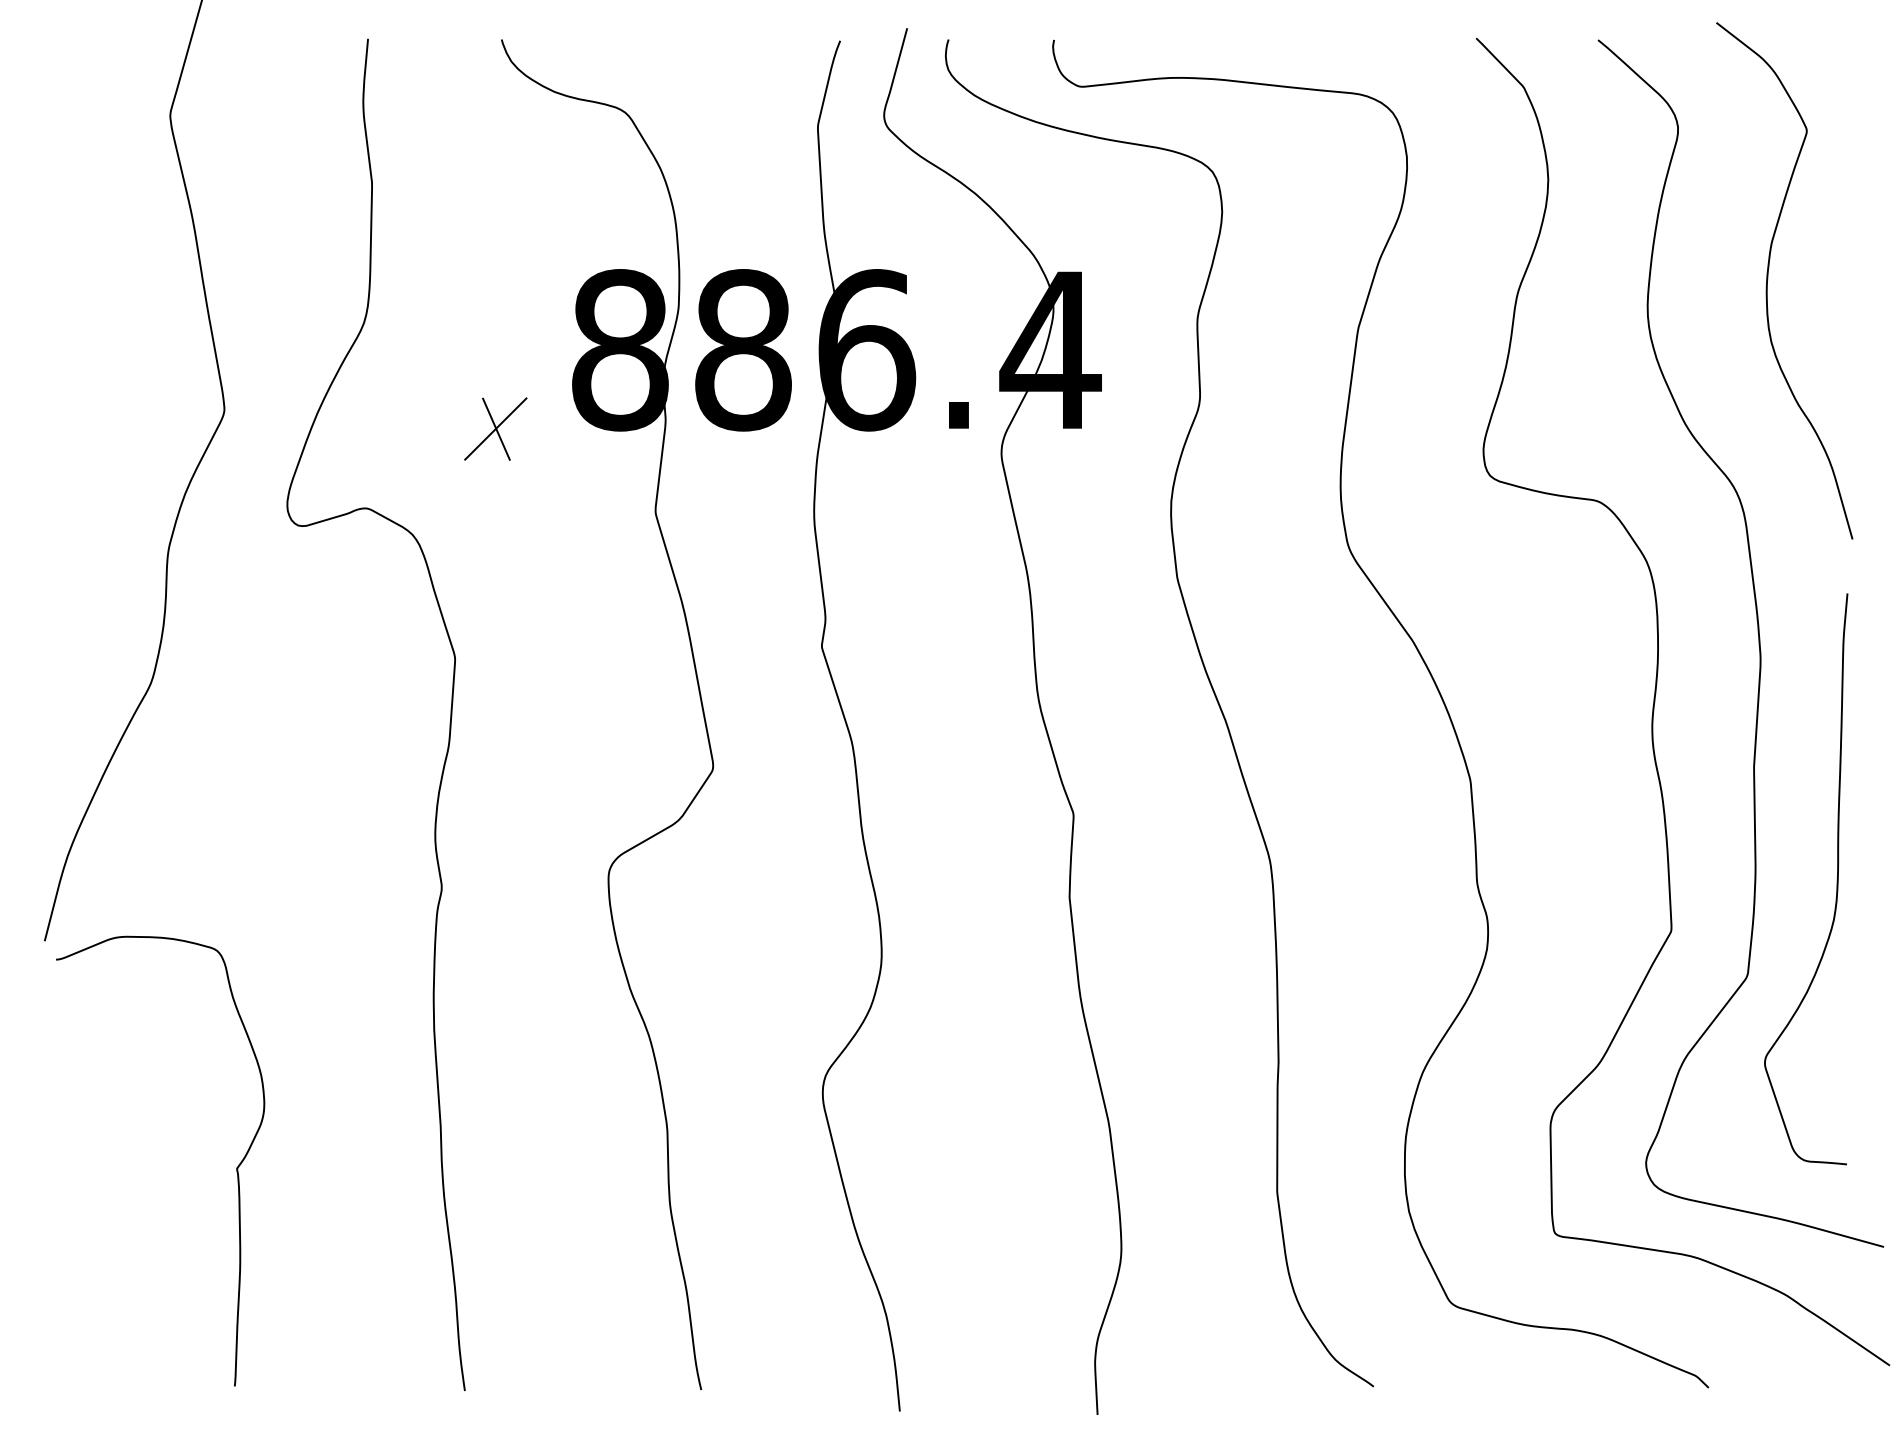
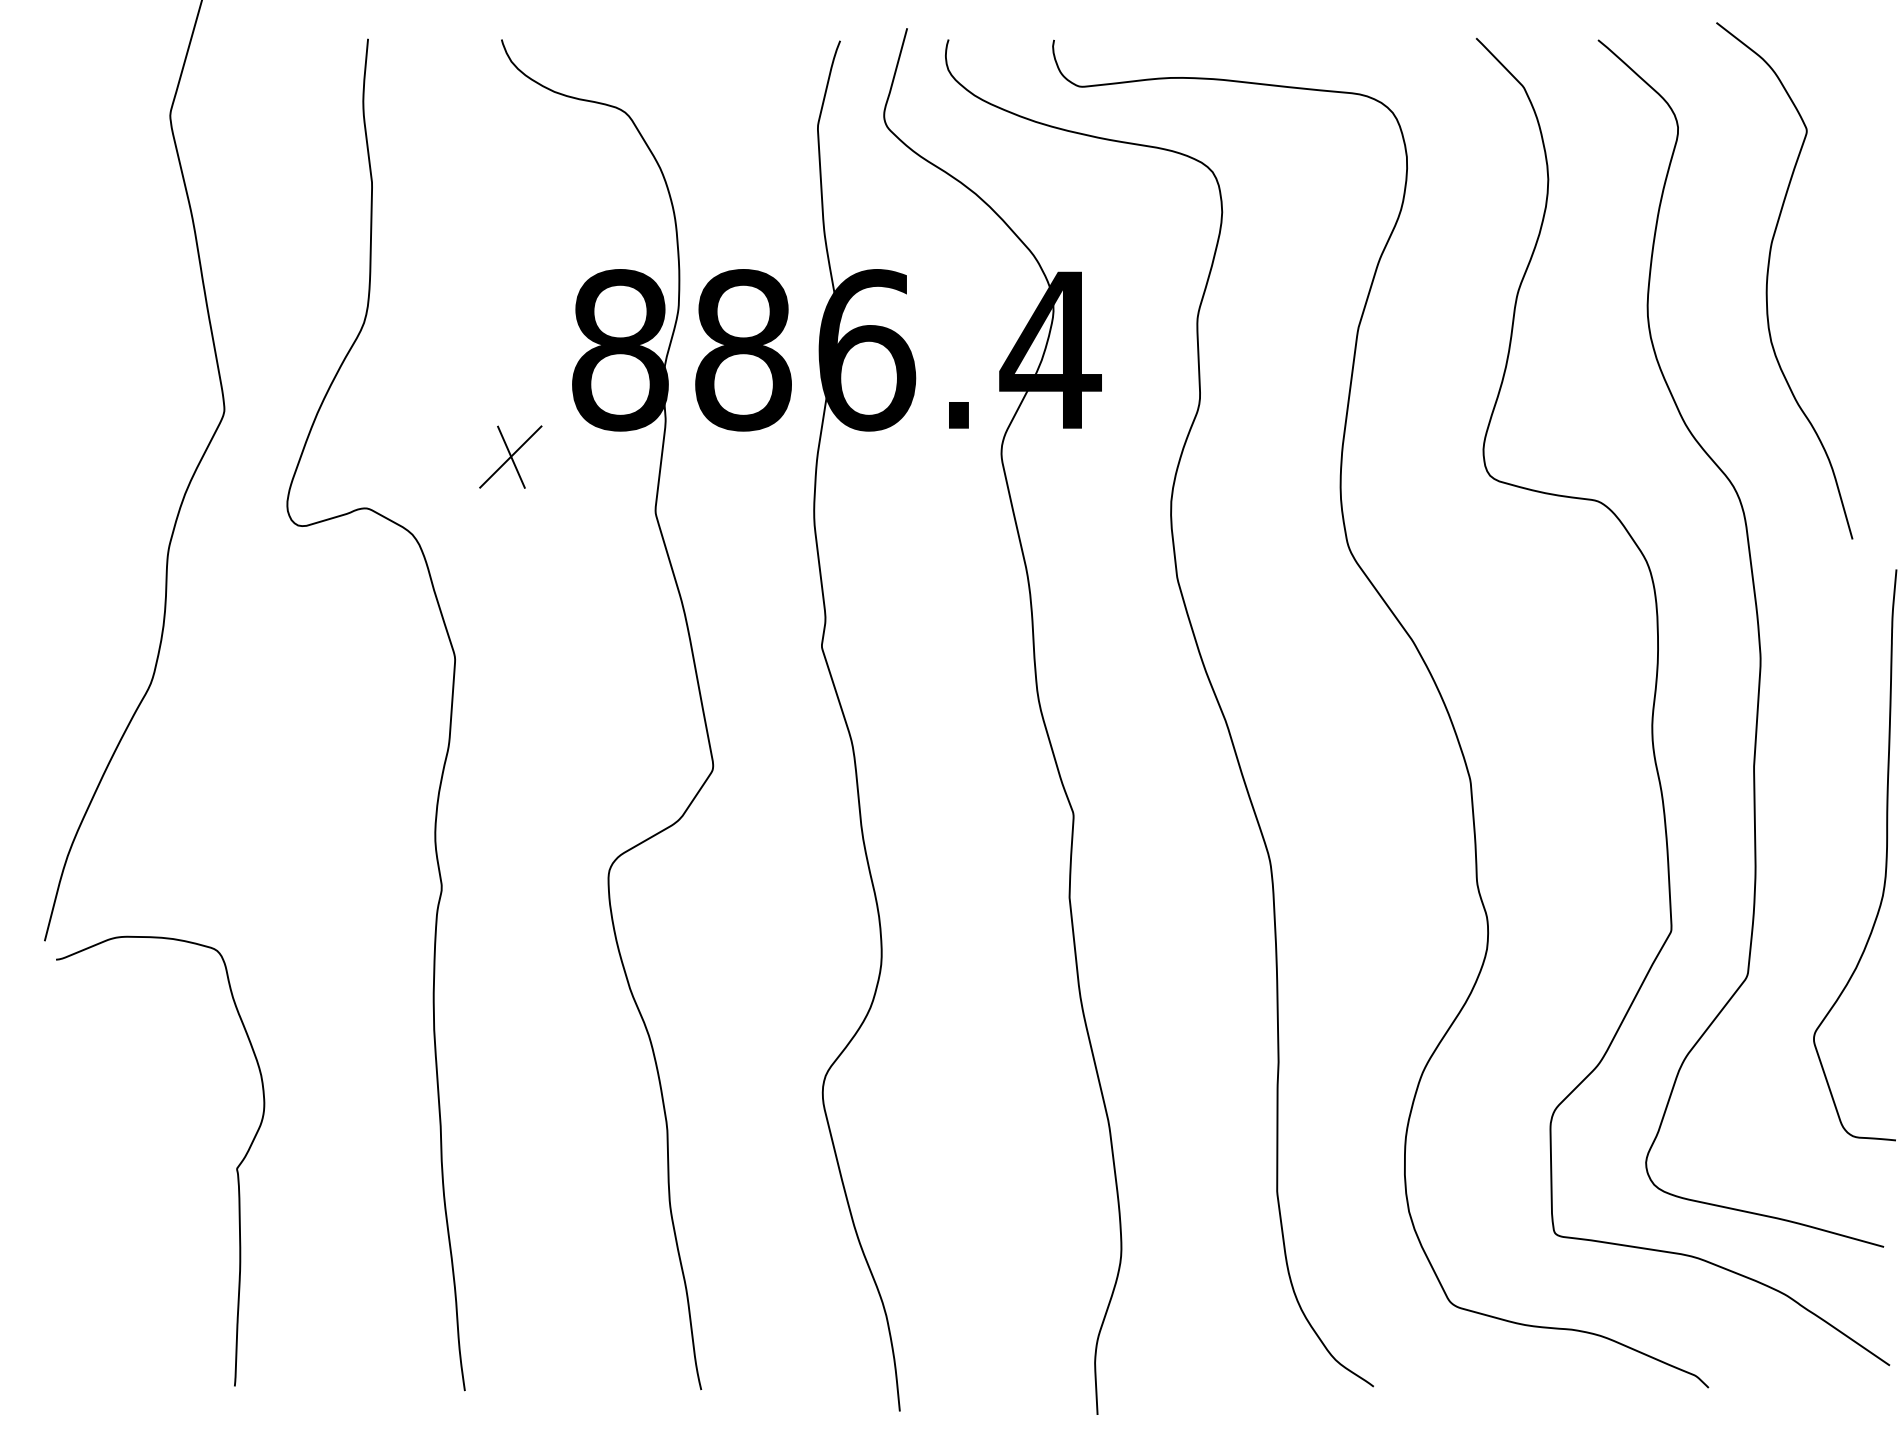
part position: (495, 428) -> (510, 456) (510, 456)
curve position: (1836, 879) -> (1885, 855) (1885, 855)
